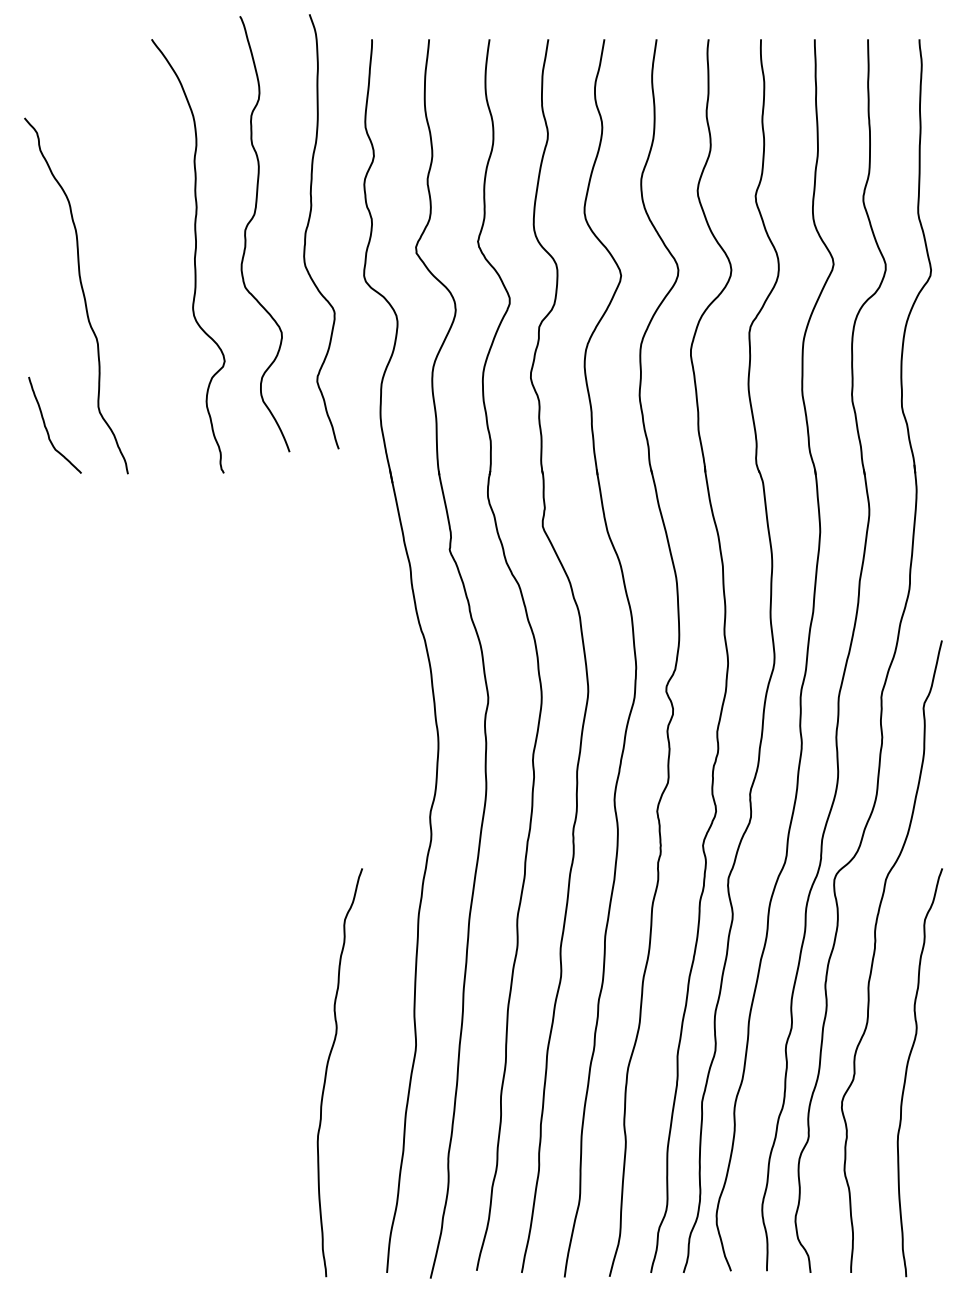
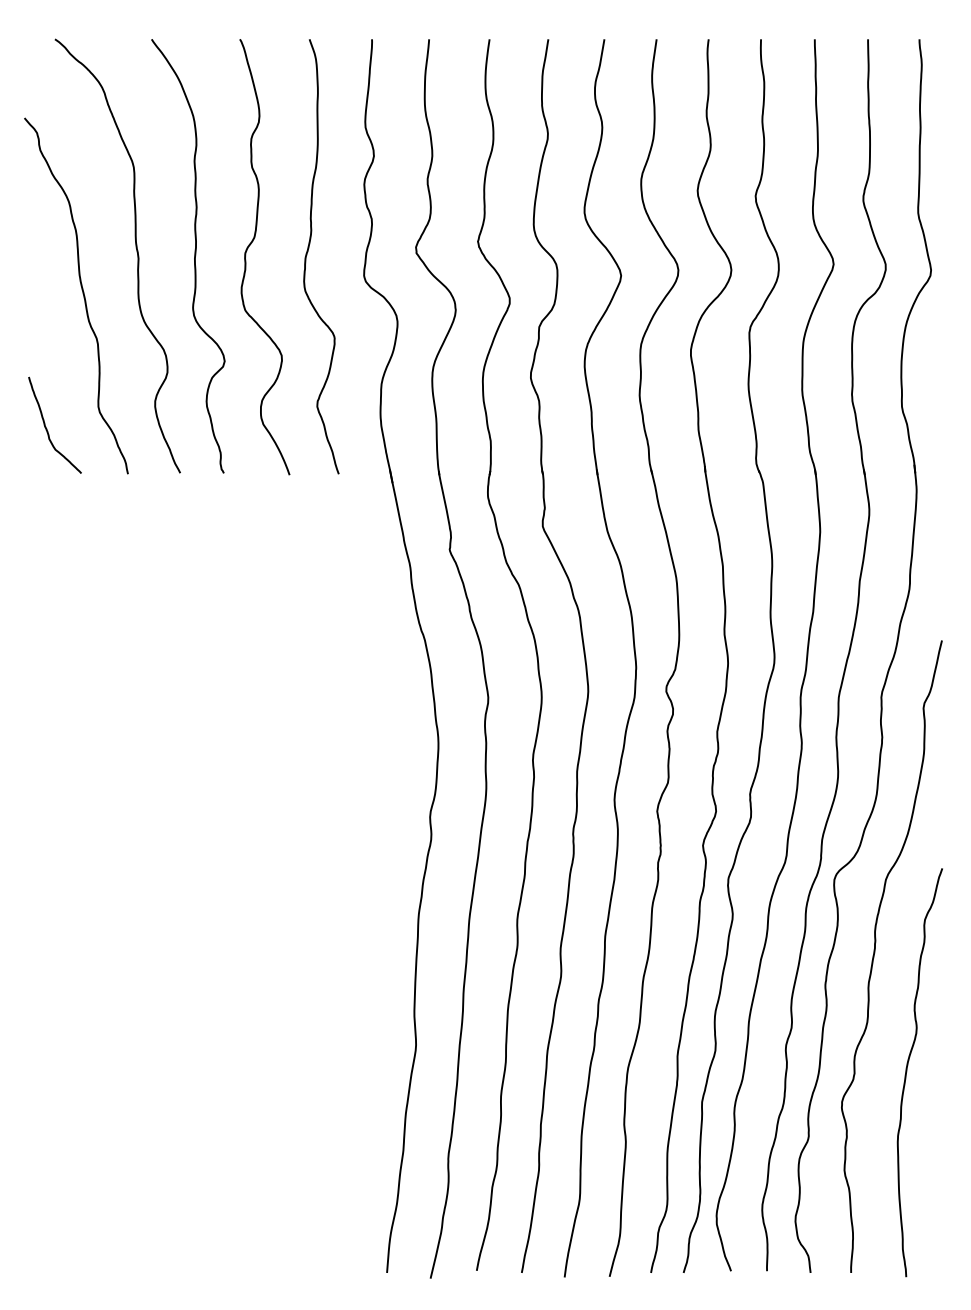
curve position: (308, 227) -> (308, 252) (308, 252)
curve position: (246, 232) -> (246, 255) (246, 255)
curve: none -> present (136, 252)
curve: present -> none (327, 1071)
